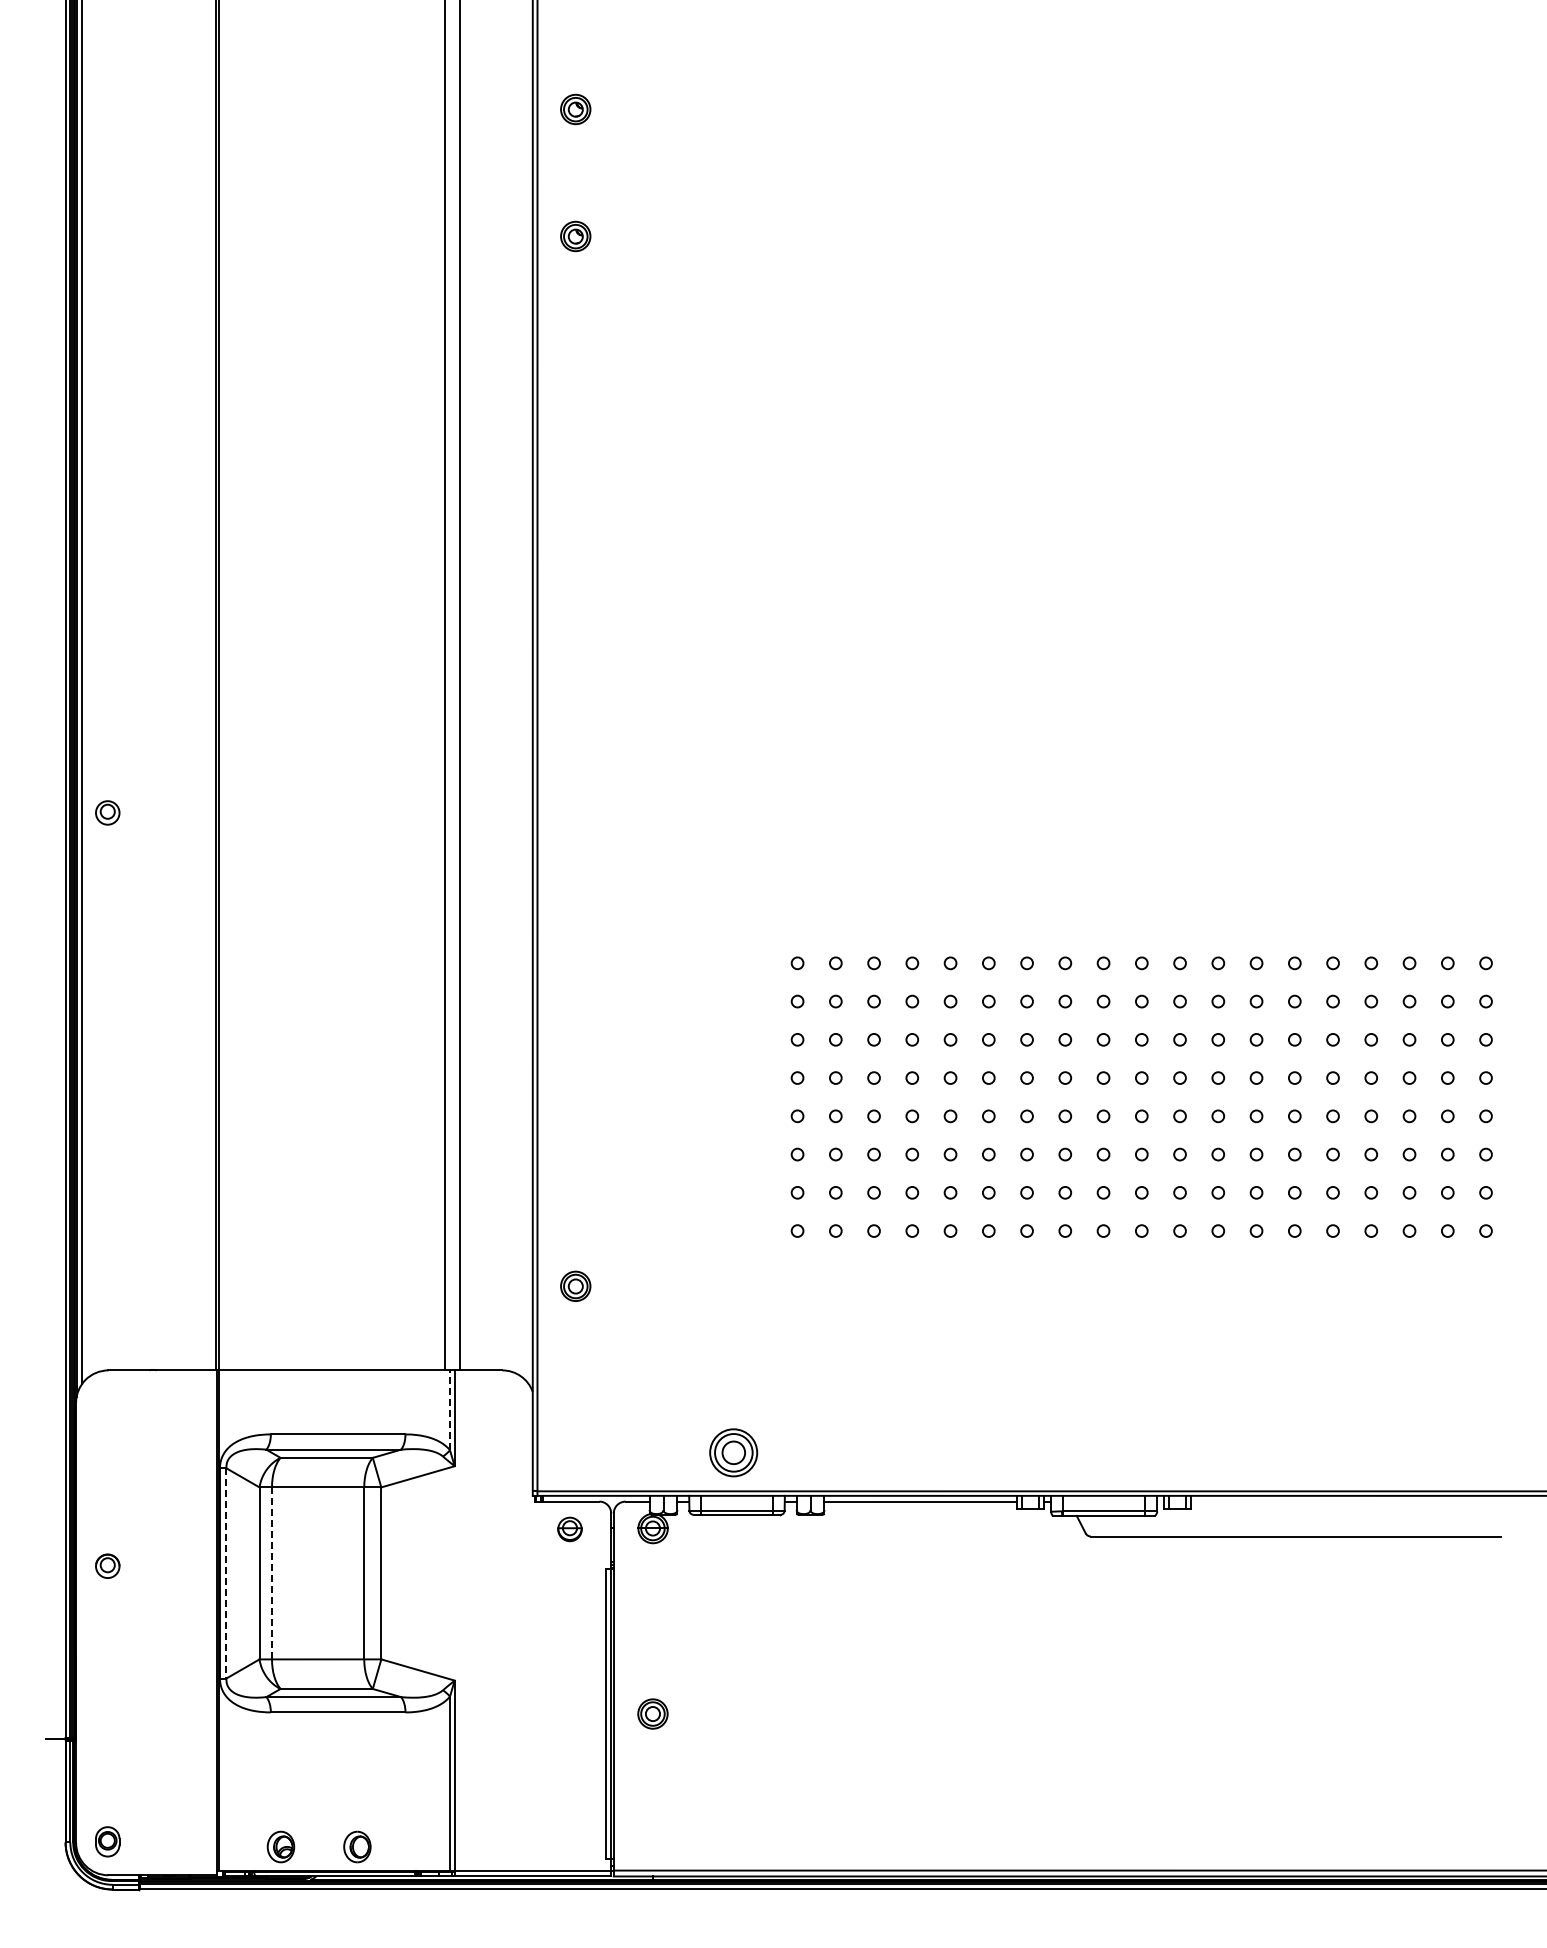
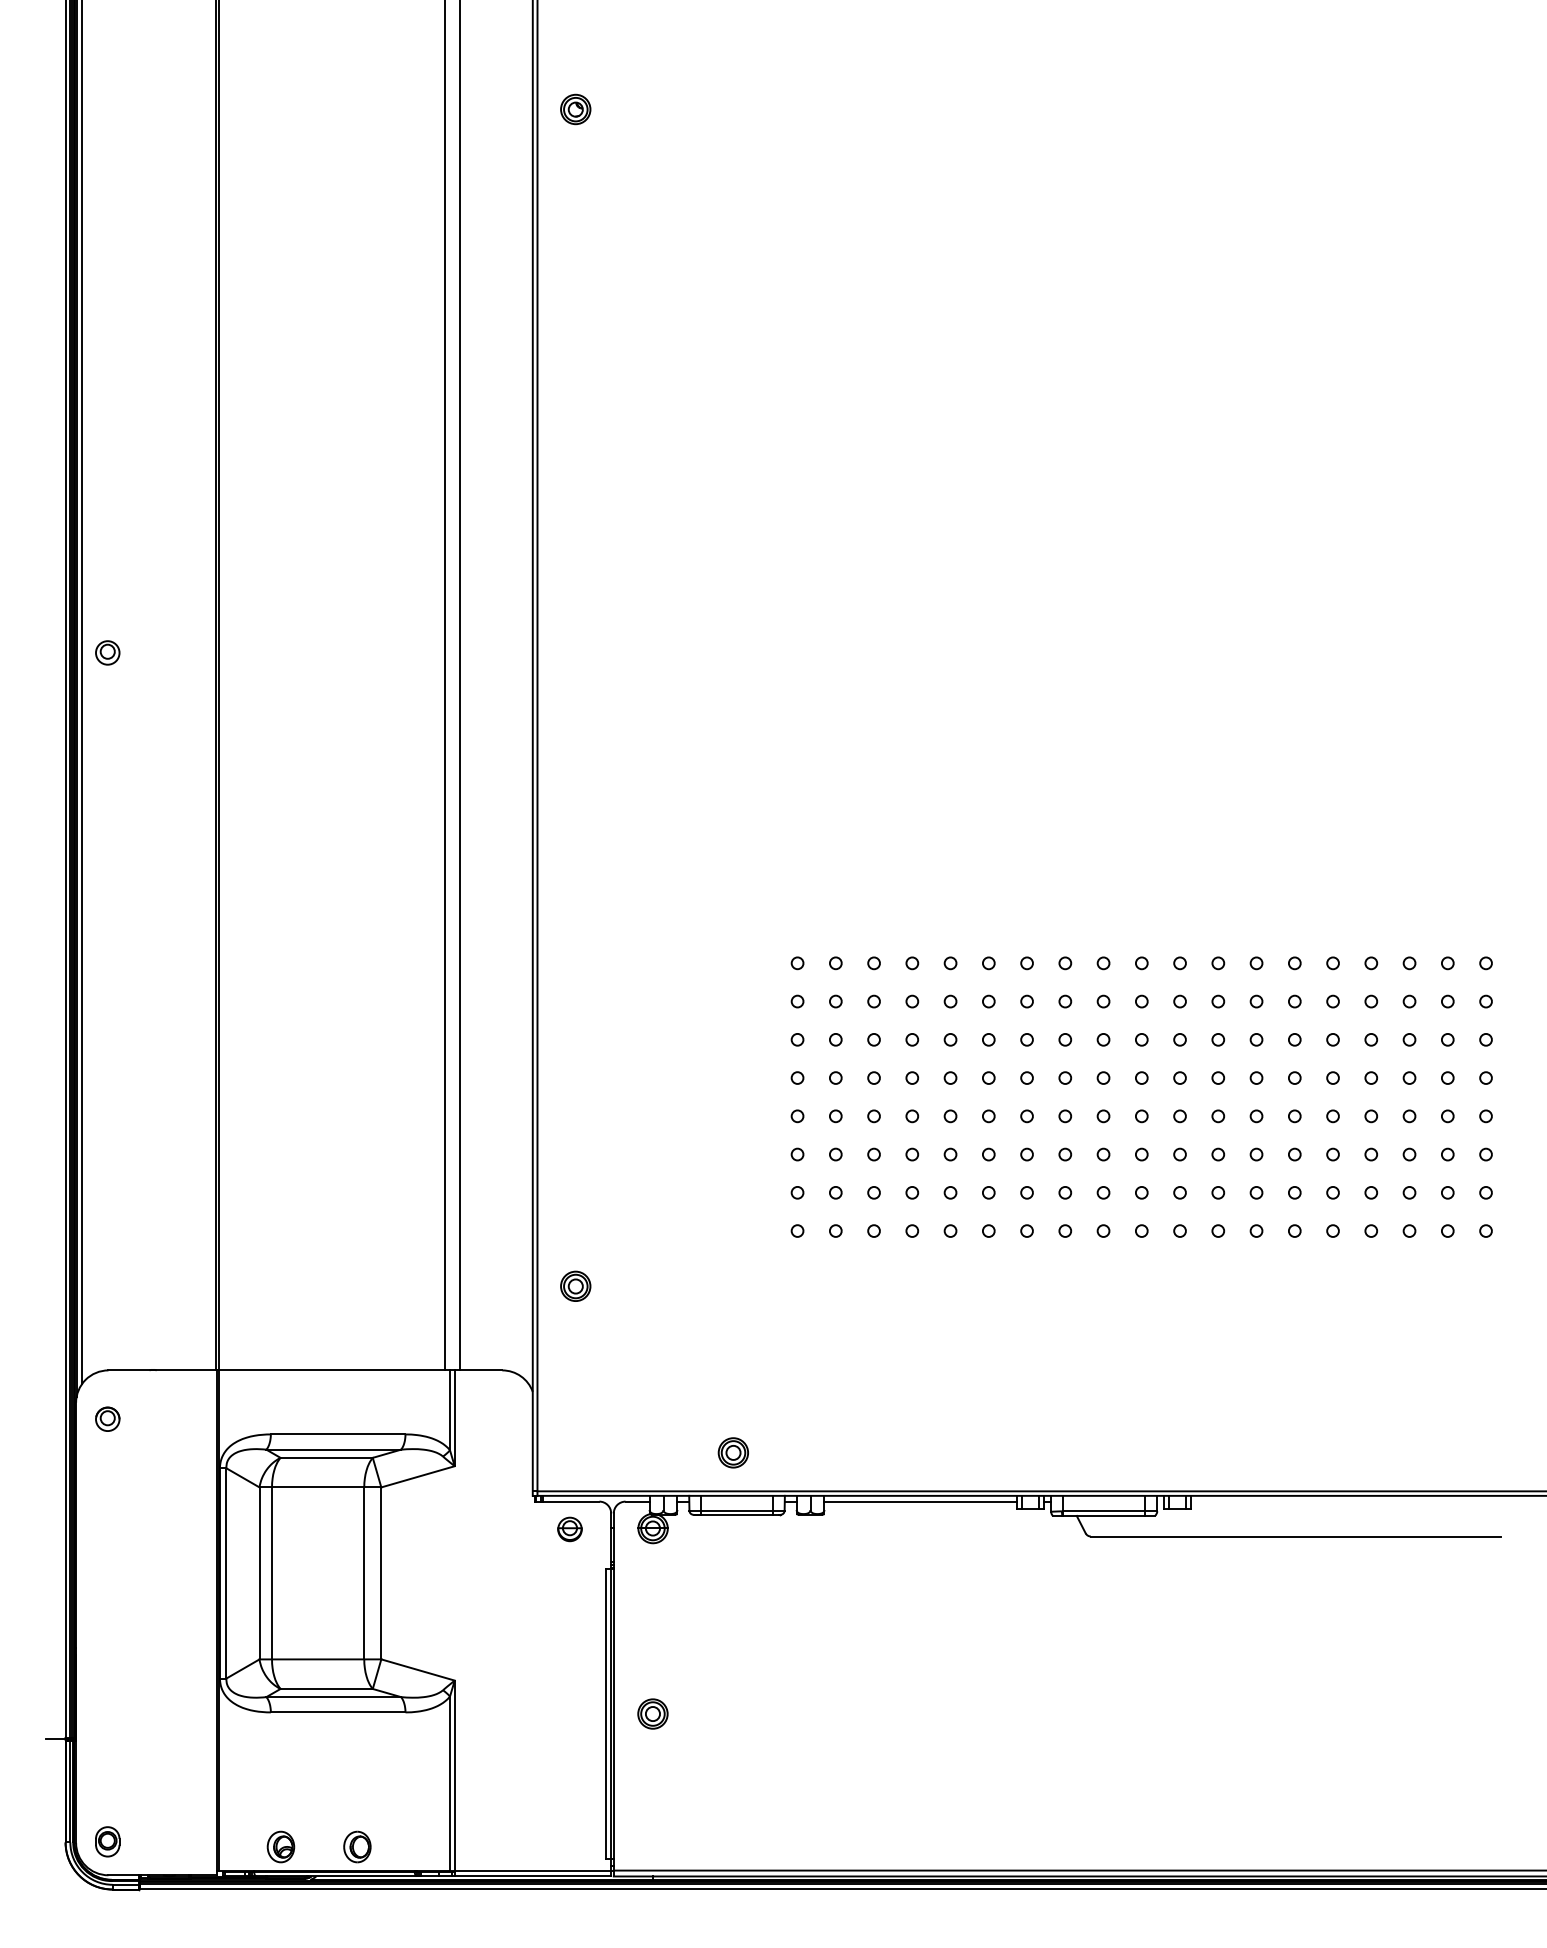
part: present -> none (575, 236)
part position: (107, 812) -> (107, 652) (107, 652)
line: dashed -> solid (450, 1410)
part size: 50x50 px -> 32x32 px (732, 1452)
part position: (107, 1565) -> (107, 1418) (107, 1418)
line: dashed -> solid (226, 1573)
line: dashed -> solid (272, 1573)
